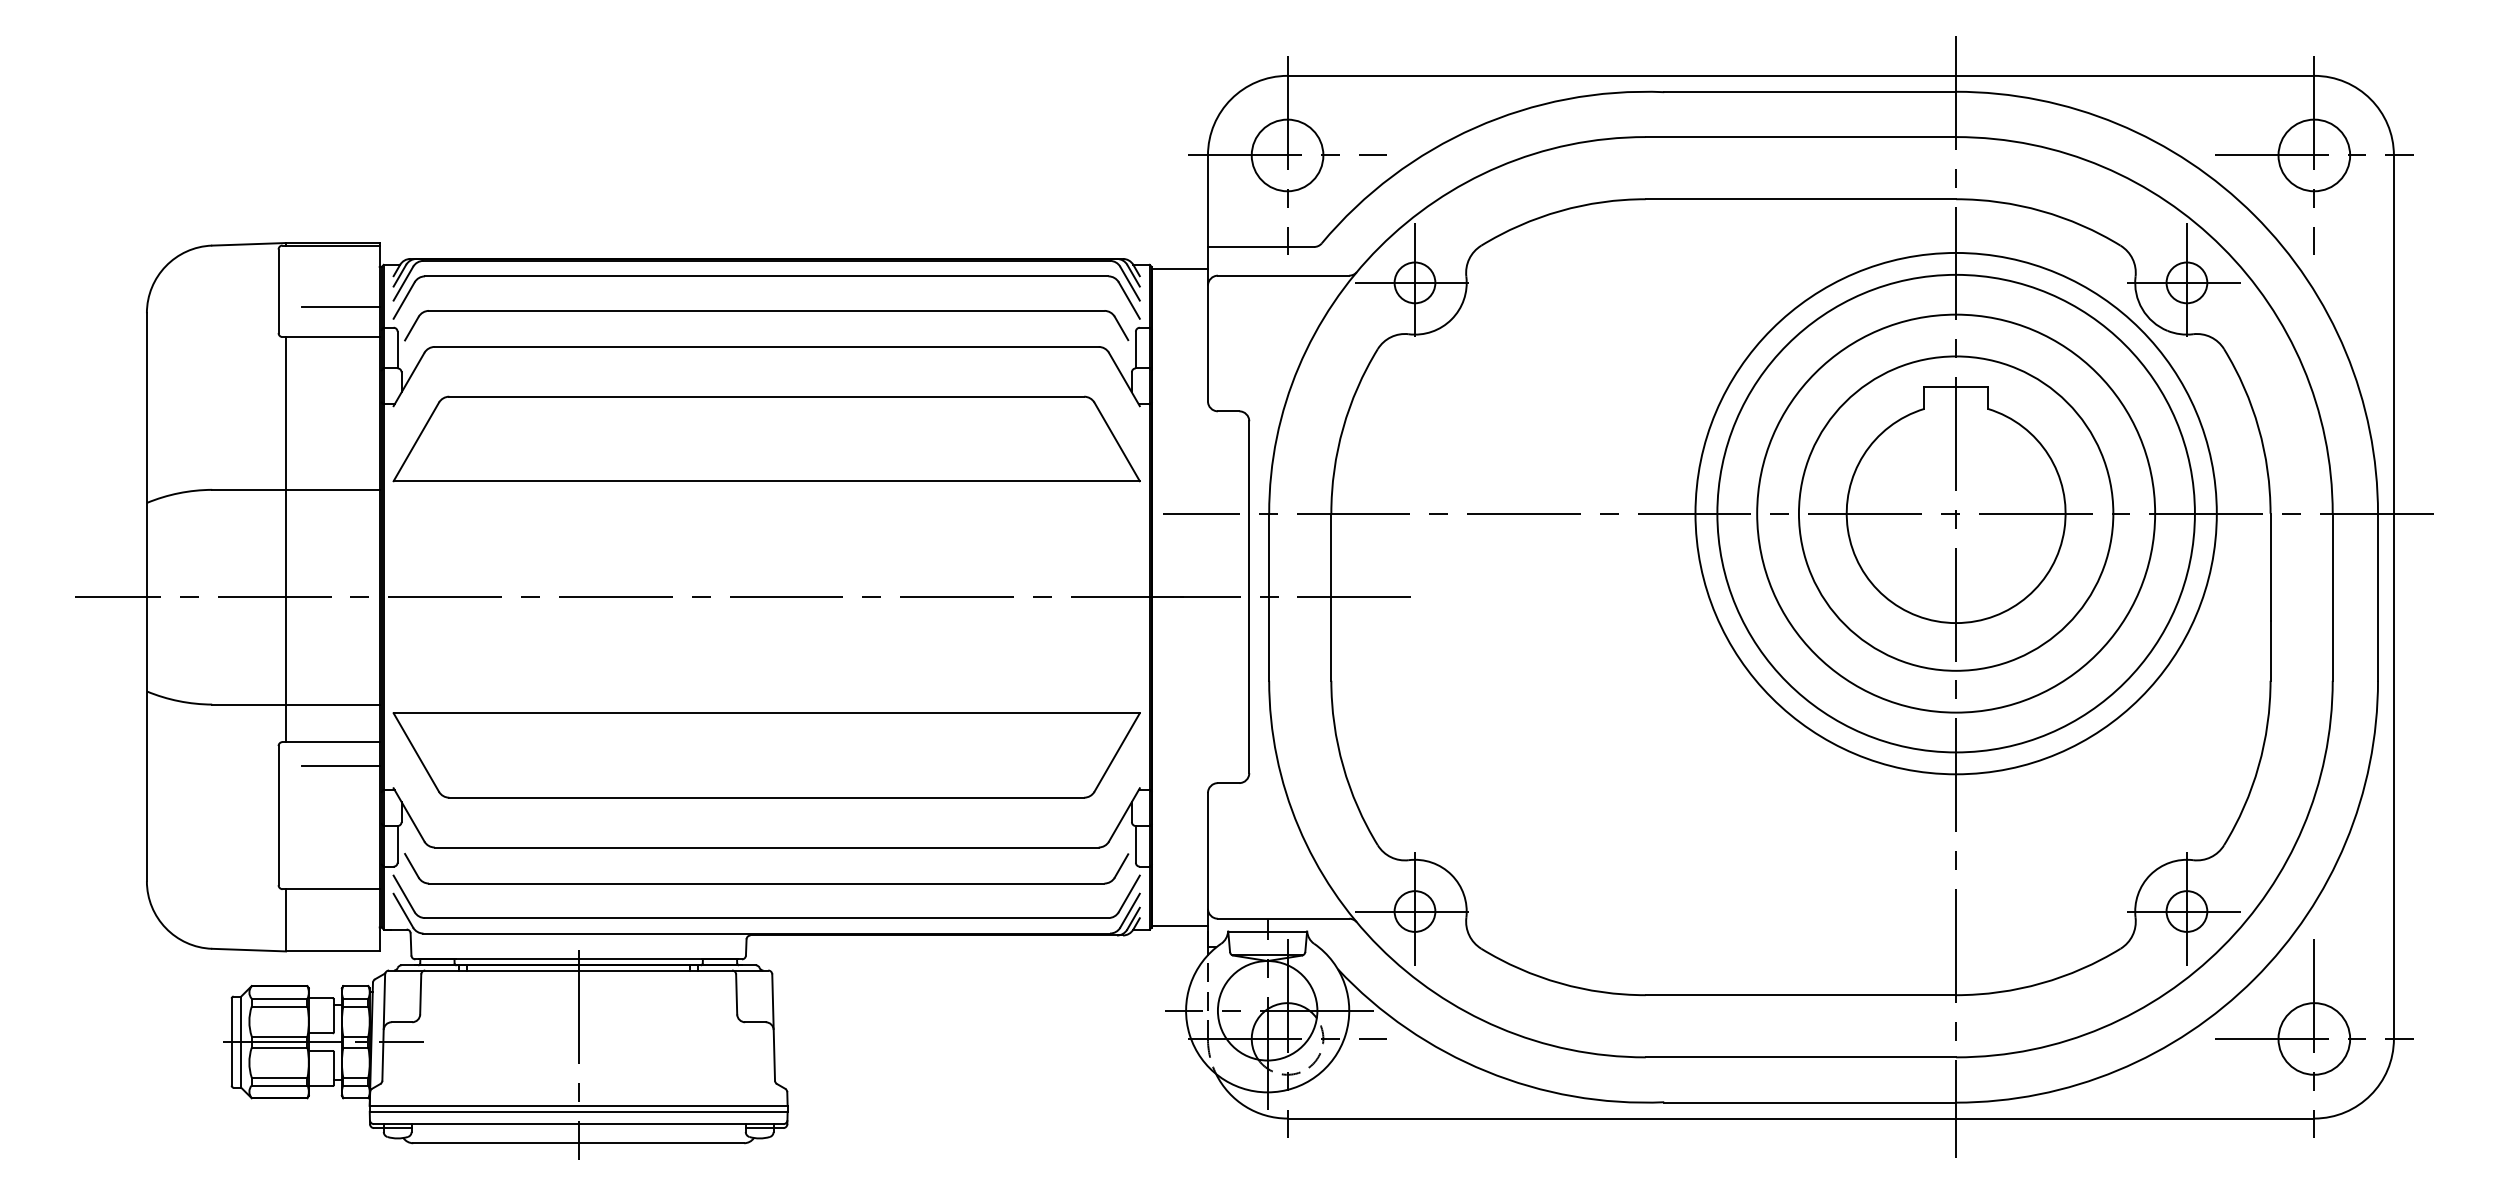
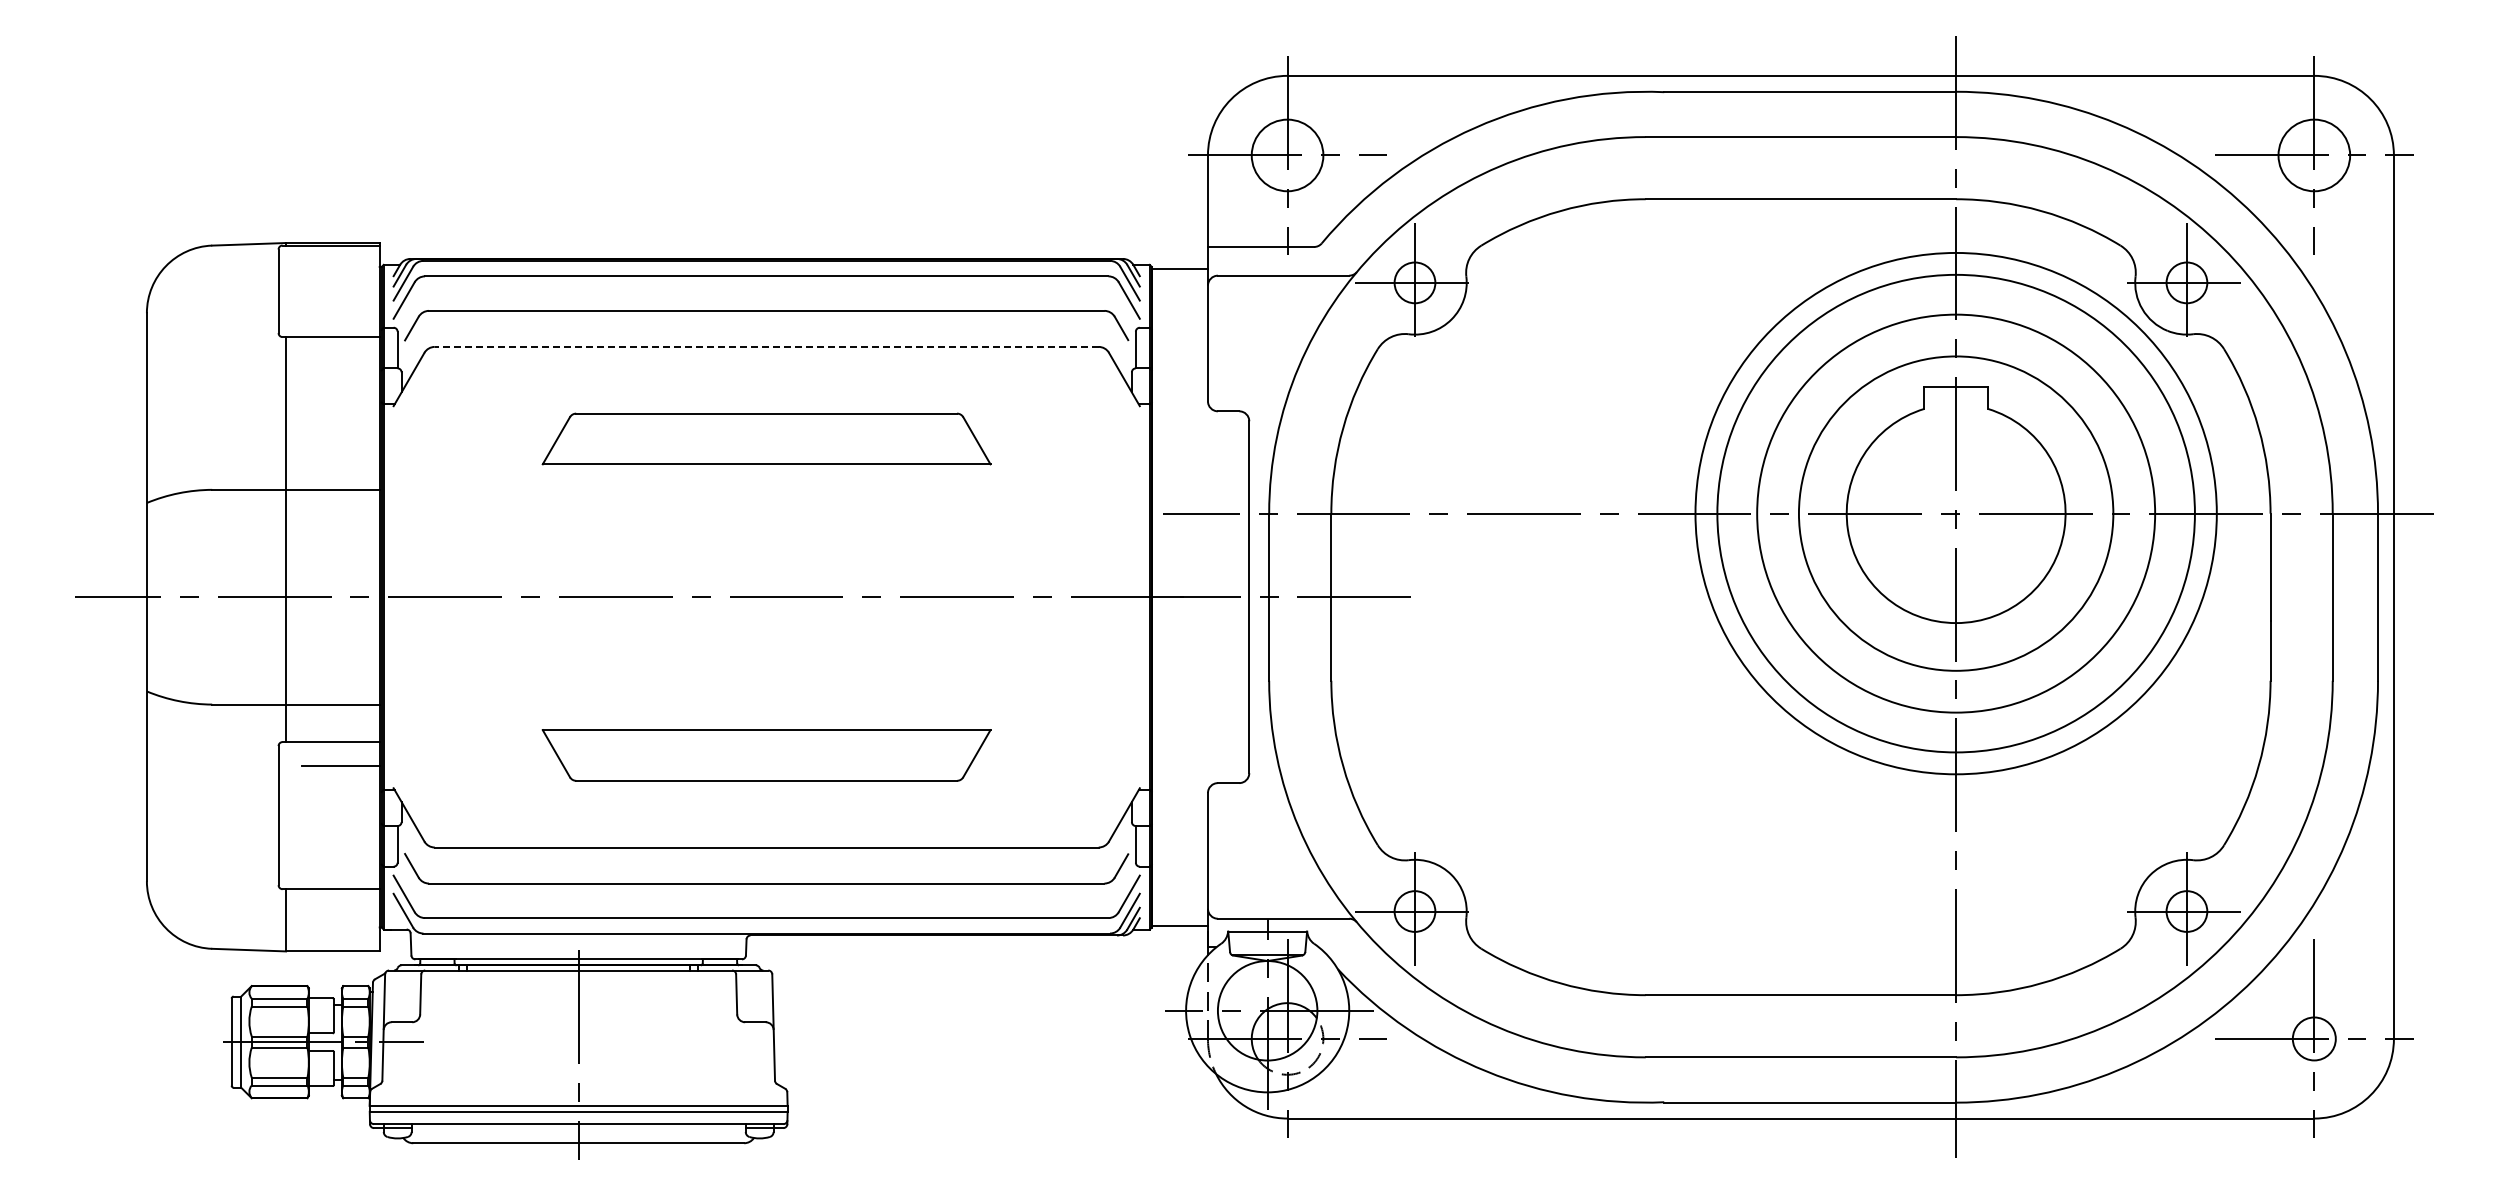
line: present -> none (340, 306)
line: solid -> dashed (766, 346)
part size: 749x88 px -> 451x54 px (766, 438)
part size: 749x87 px -> 451x53 px (766, 755)
circle diameter: 72 px -> 43 px (2313, 1038)
